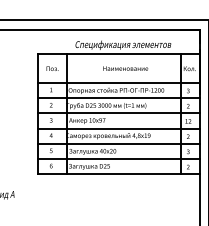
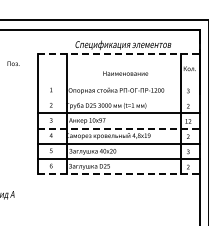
line: solid -> dashed (118, 54)
text position: (52, 68) -> (13, 63) (13, 63)
text position: (125, 68) -> (125, 73) (125, 73)
line: present -> none (118, 82)
line: present -> none (118, 98)
line: solid -> dashed (118, 128)
line: solid -> dashed (118, 174)
